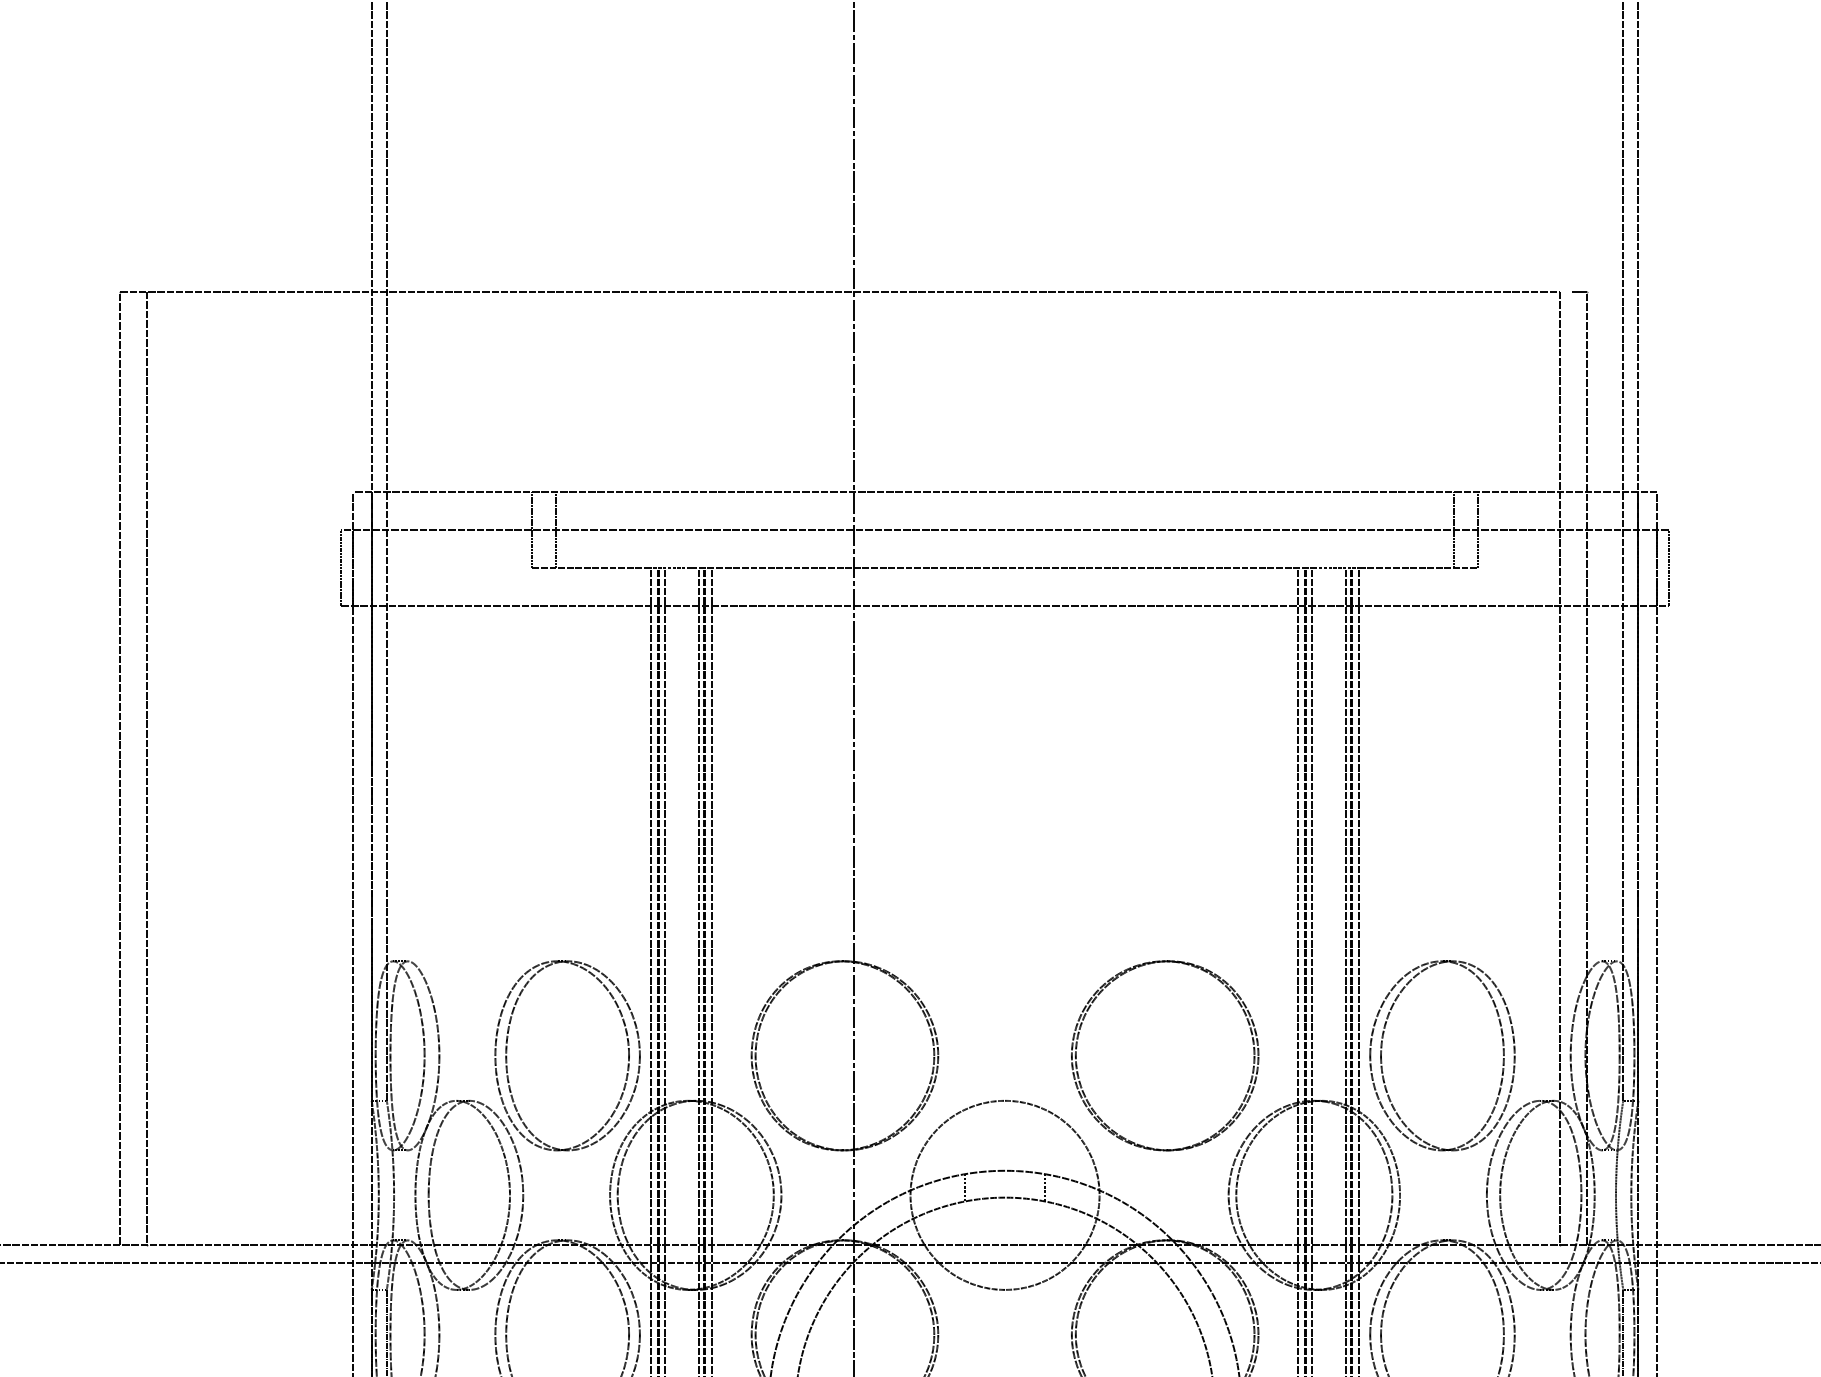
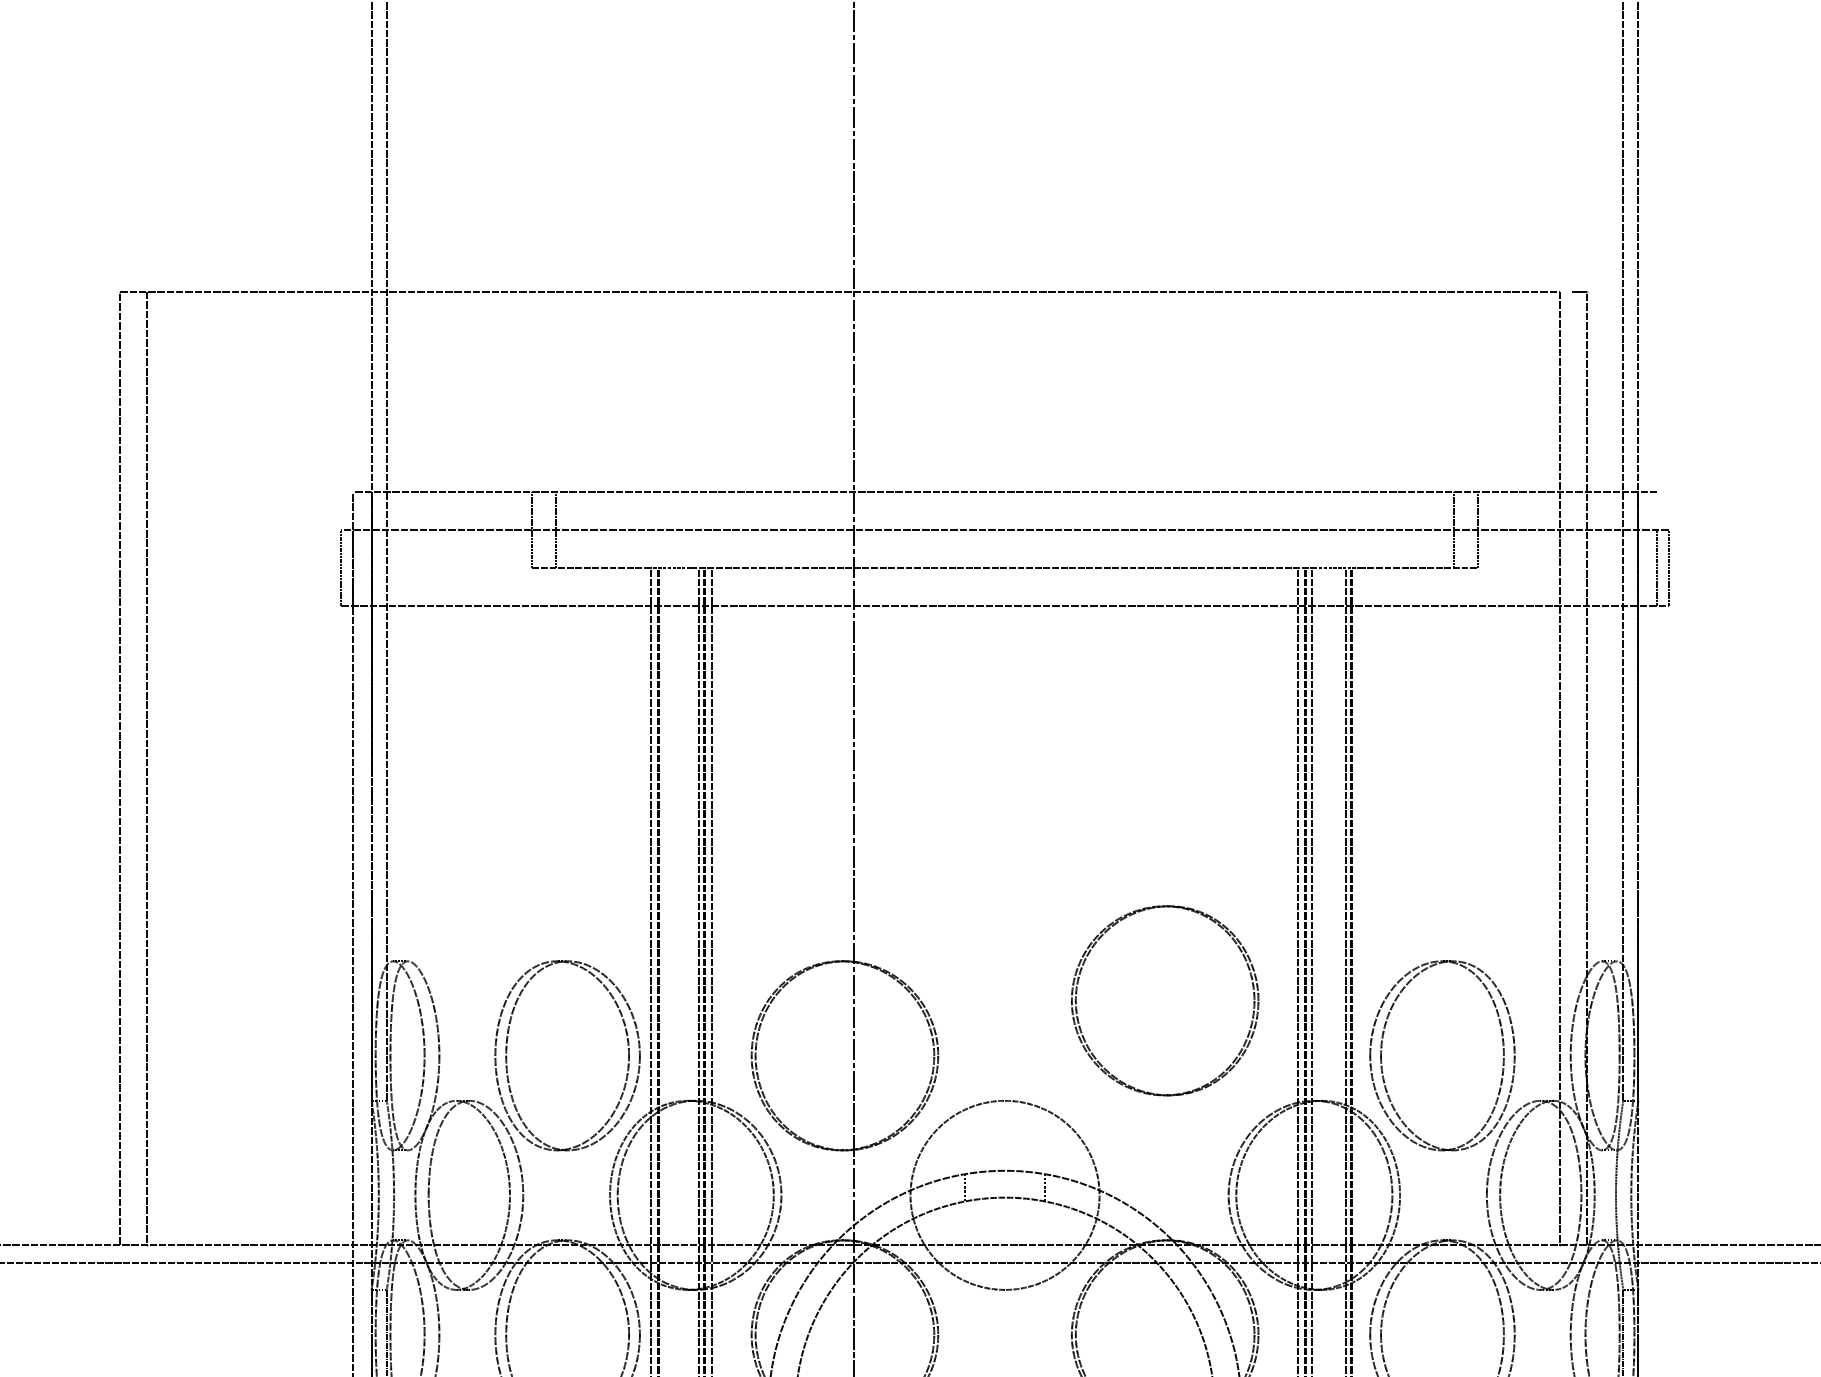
line: present -> none (1657, 932)
line: present -> none (664, 970)
line: present -> none (1358, 970)
part position: (1252, 1043) -> (1252, 988) (1252, 988)
